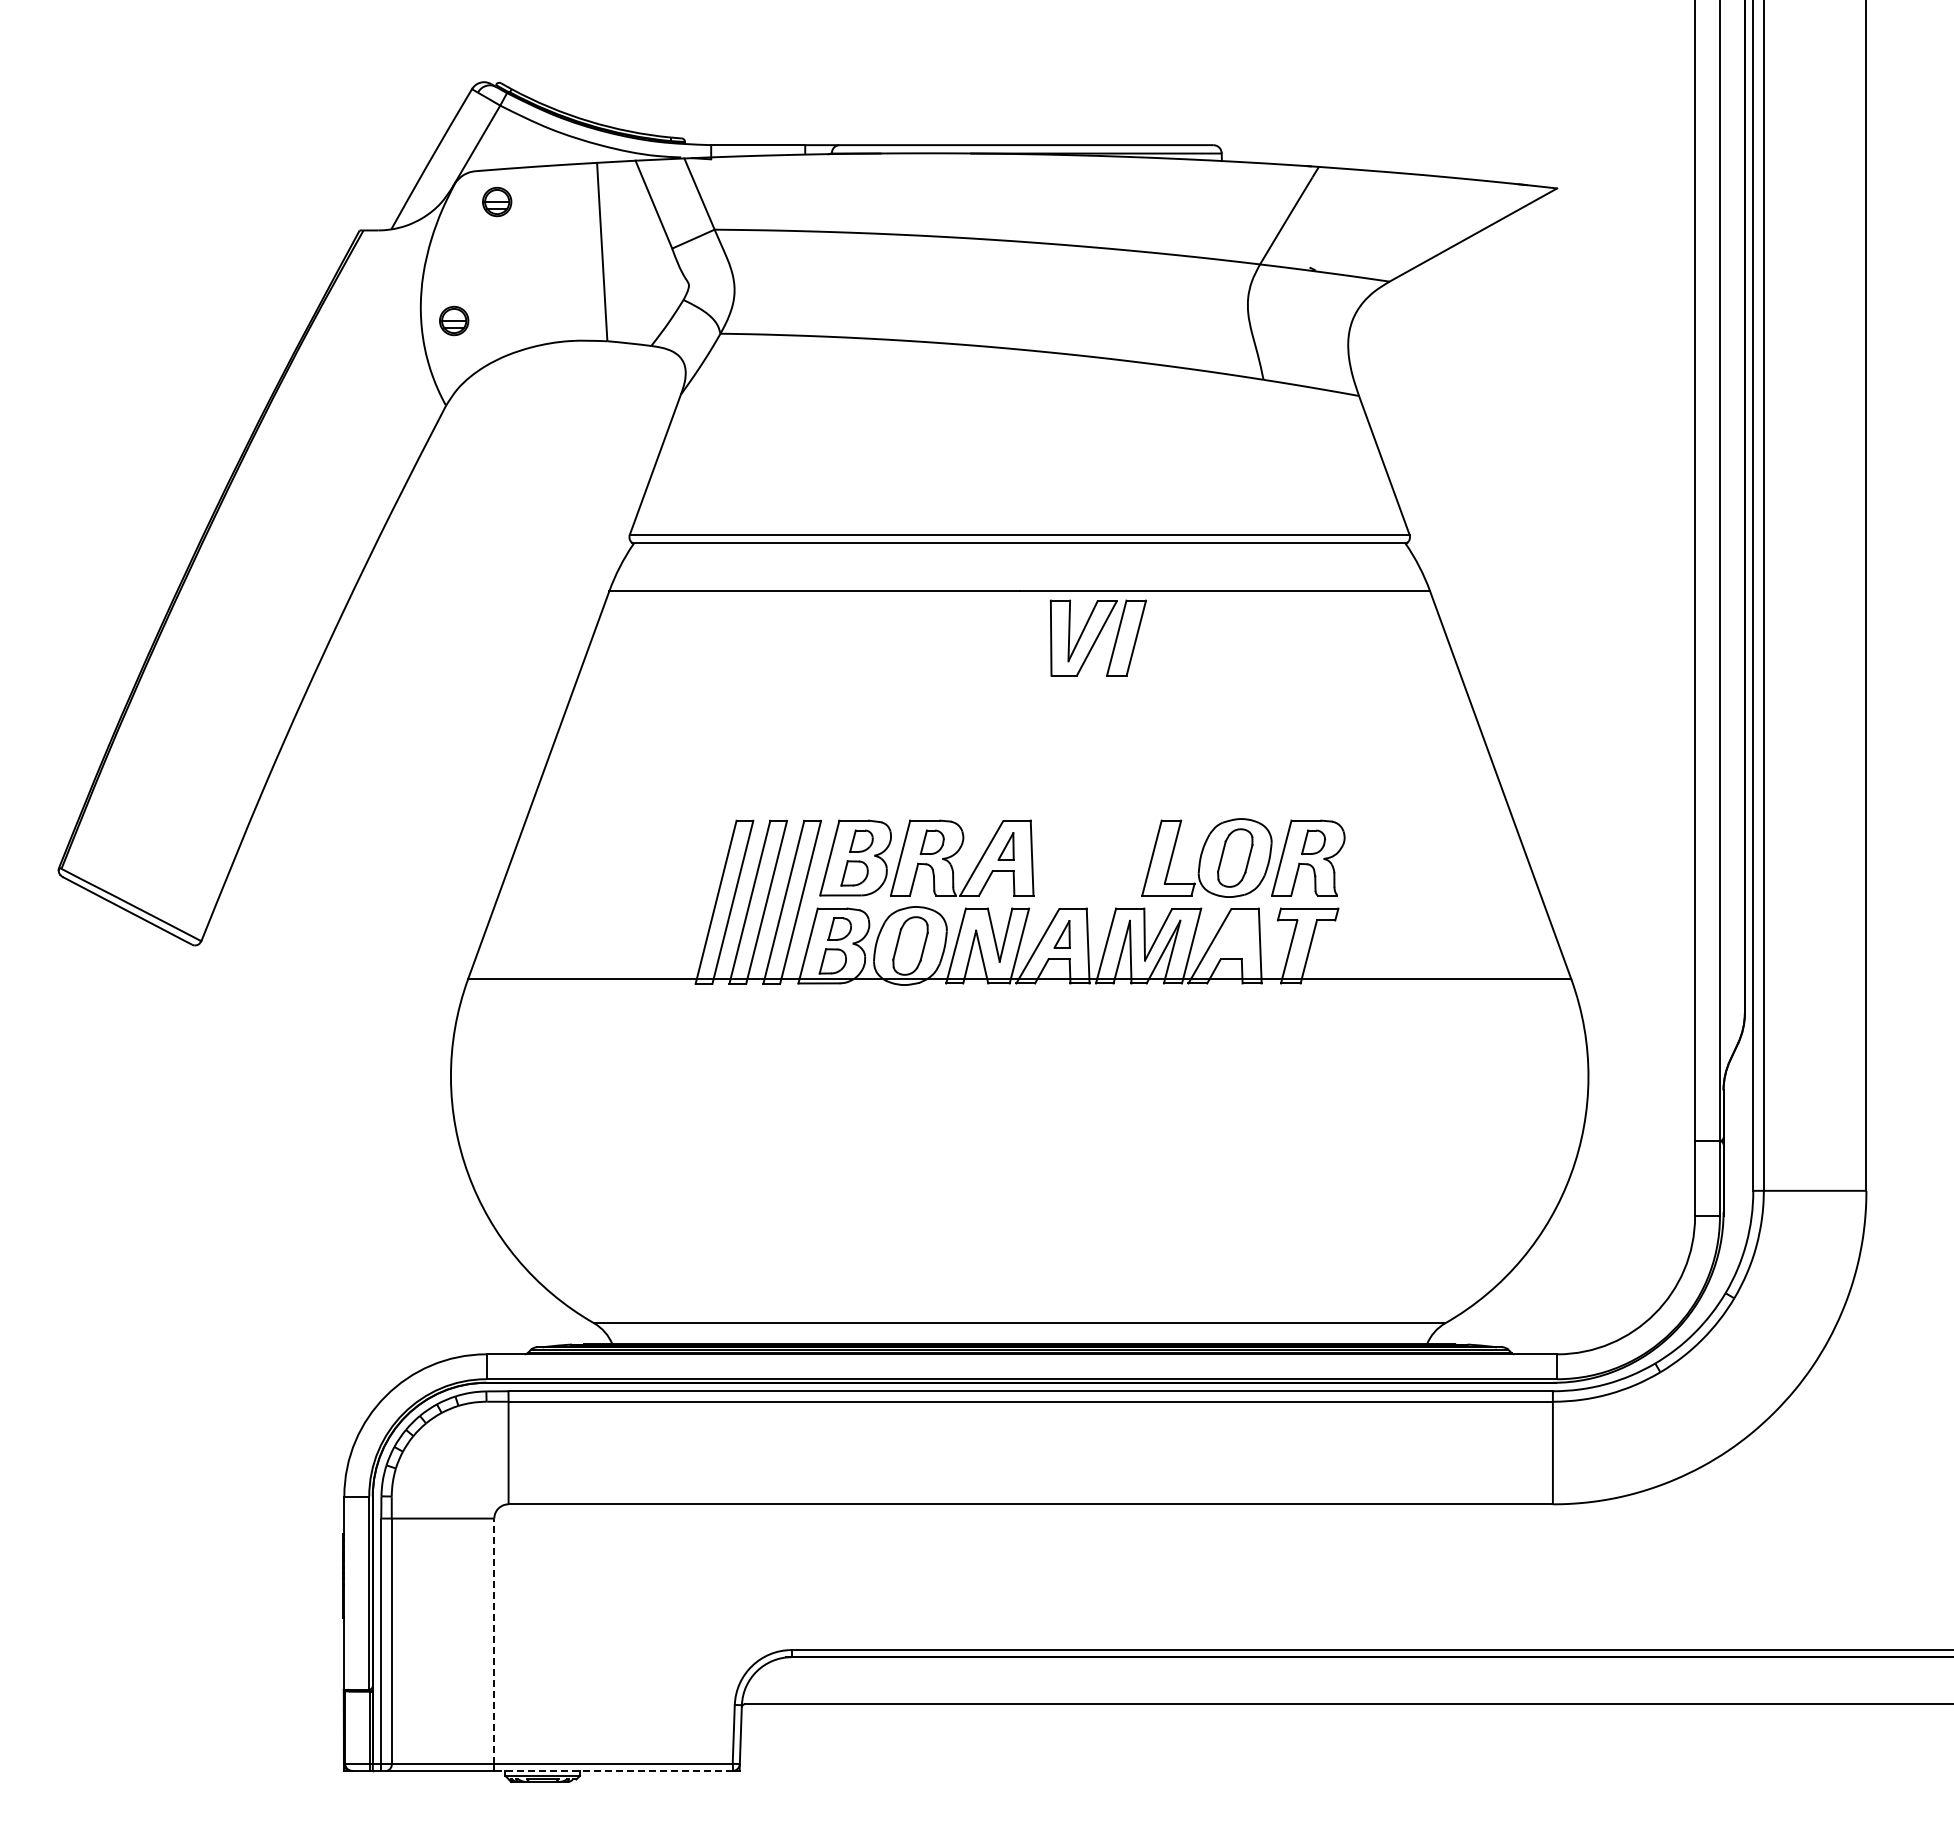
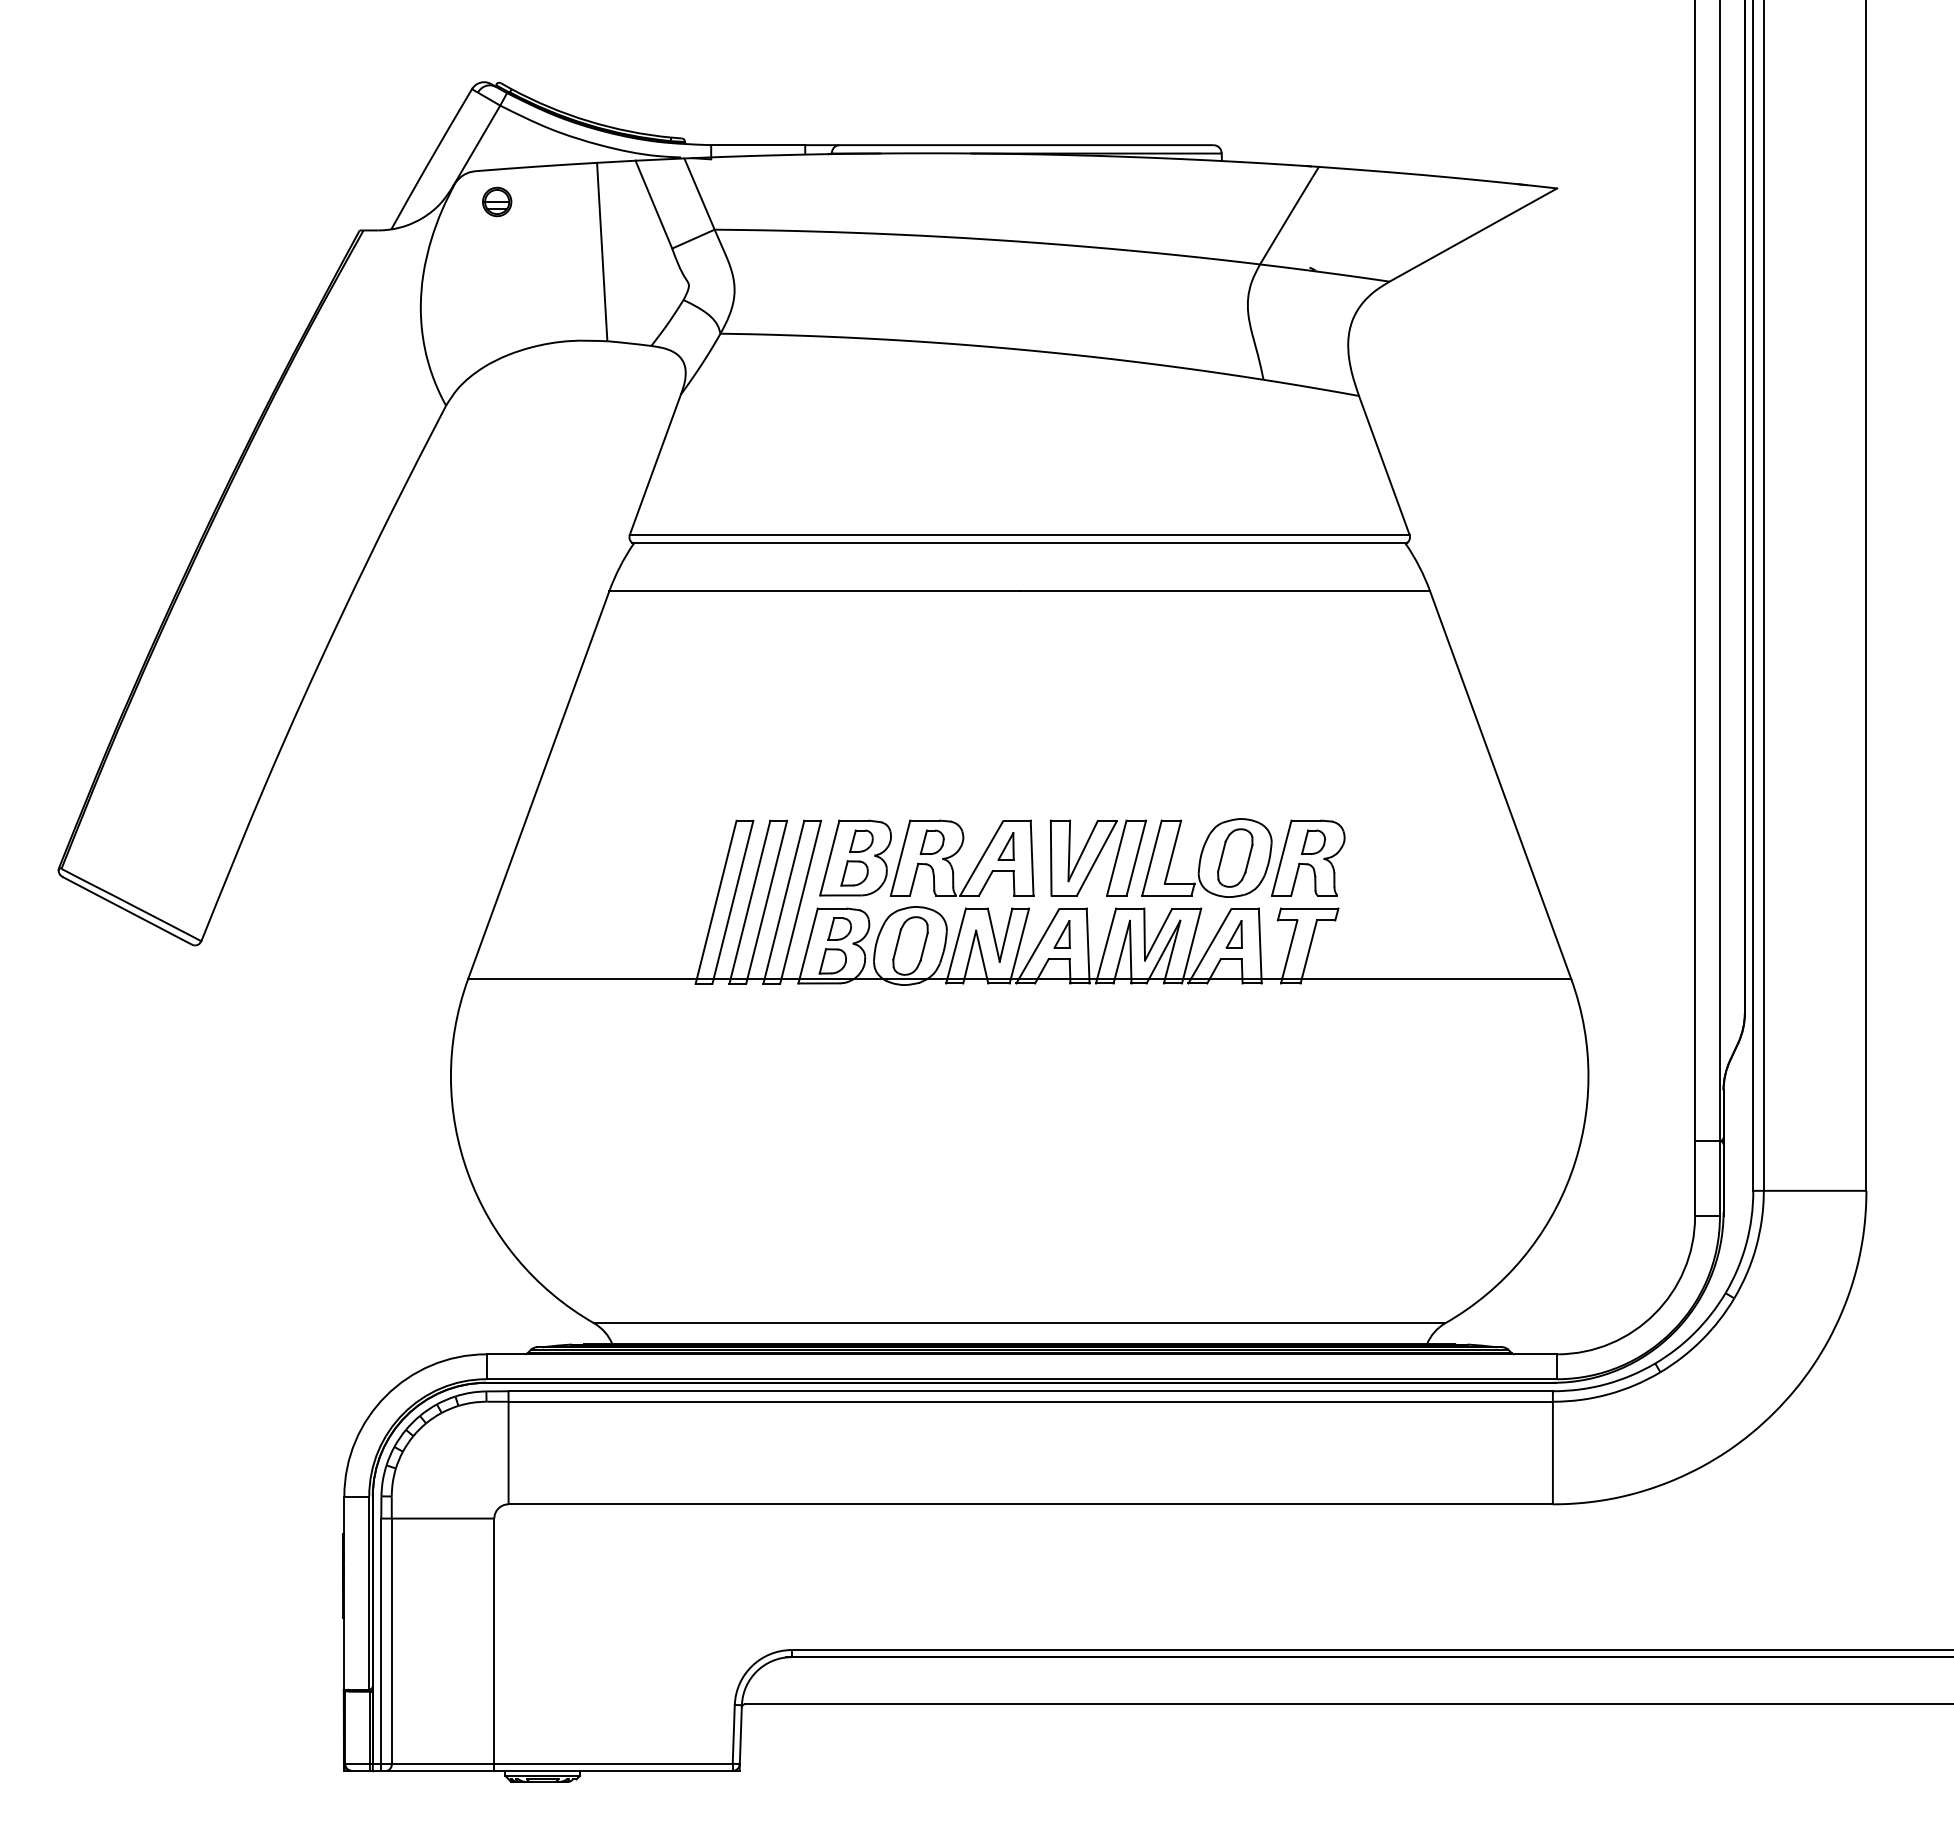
part: present -> none (454, 320)
part position: (1098, 637) -> (1098, 857) (1098, 857)
part: none -> present (1233, 934)
line: dashed -> solid (494, 1641)
line: dashed -> solid (613, 1770)
